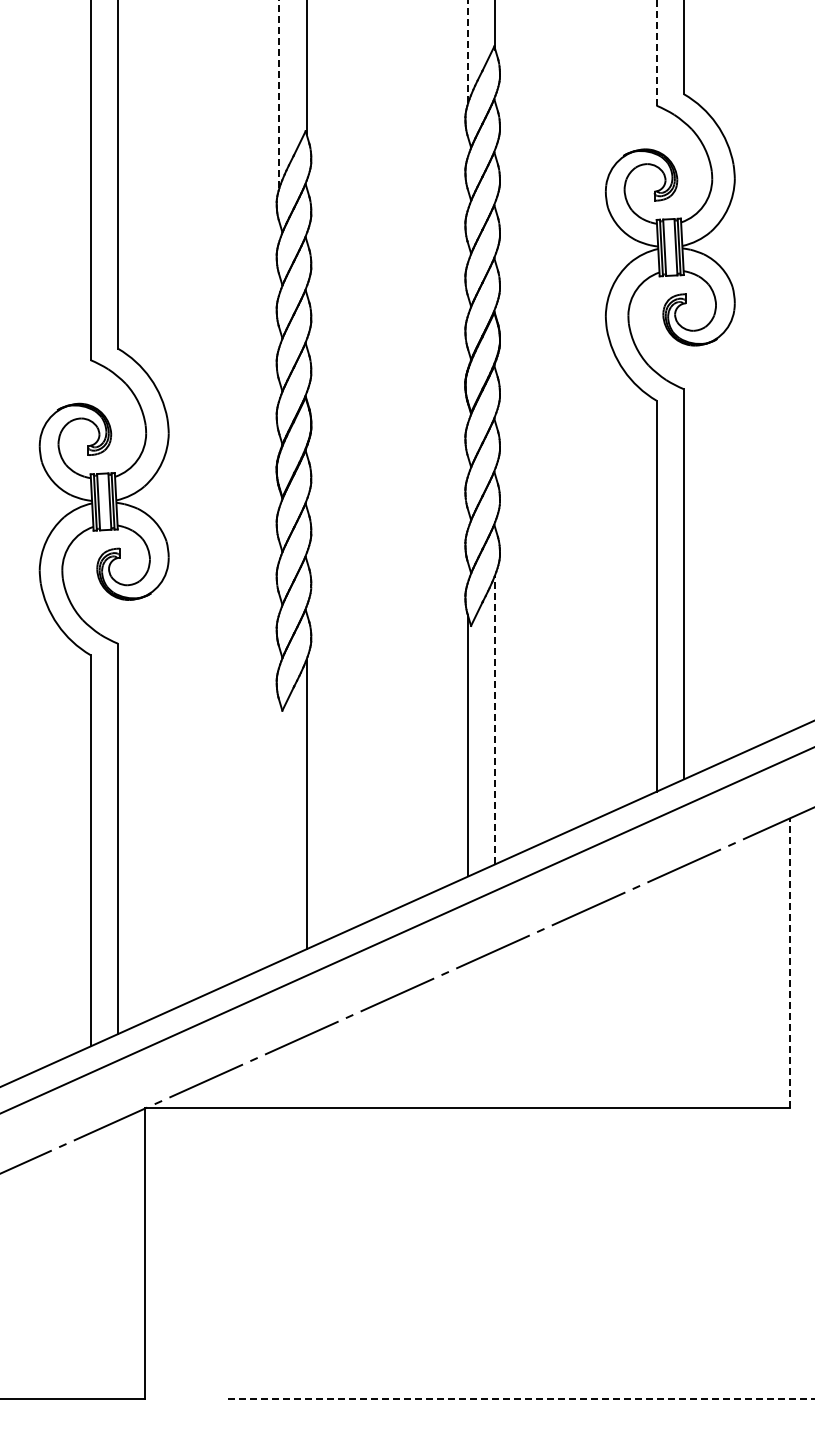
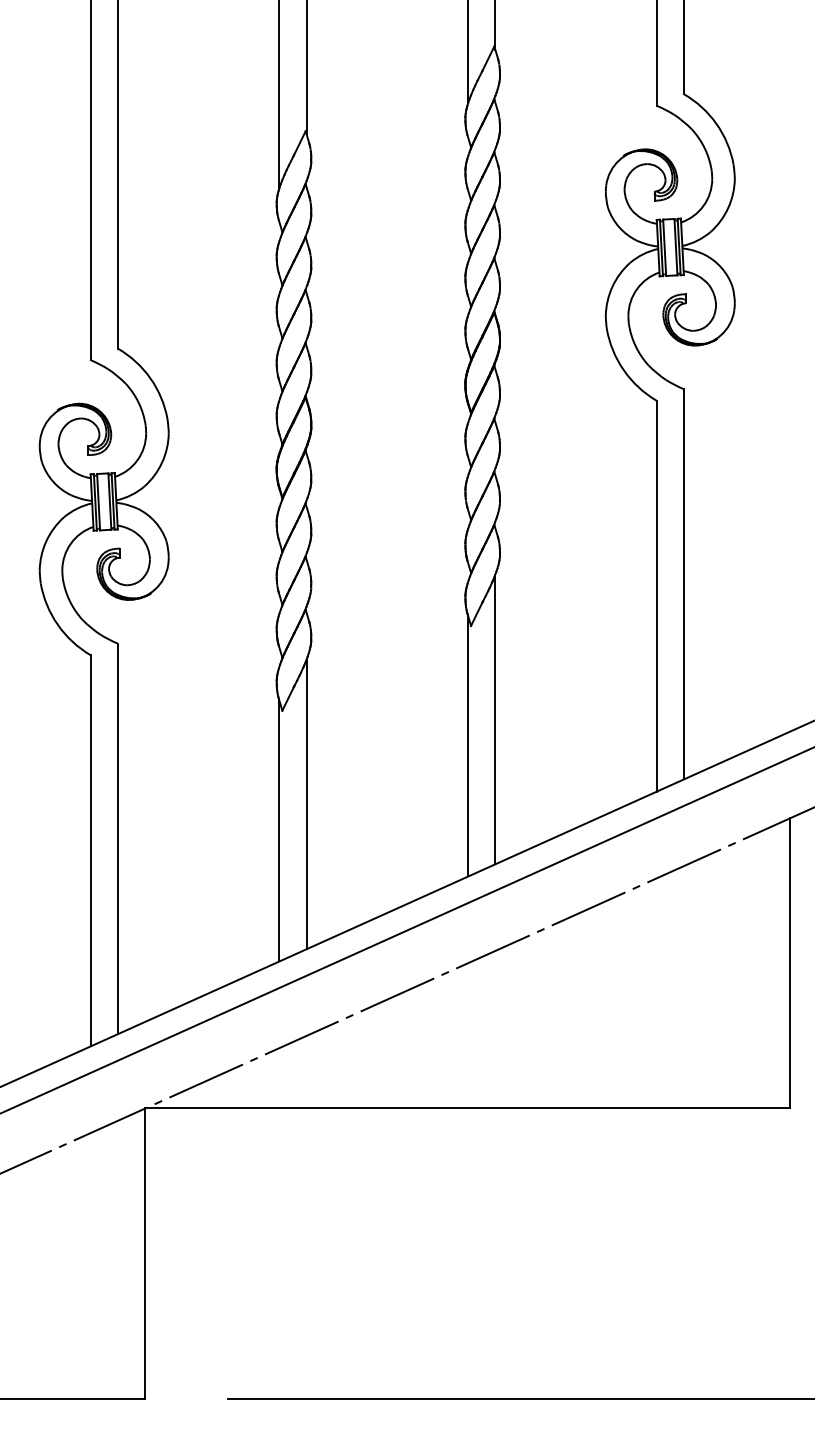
line: dashed -> solid (467, 51)
line: dashed -> solid (656, 52)
line: dashed -> solid (279, 93)
line: dashed -> solid (495, 719)
line: none -> present (279, 830)
line: dashed -> solid (790, 962)
line: dashed -> solid (521, 1398)
